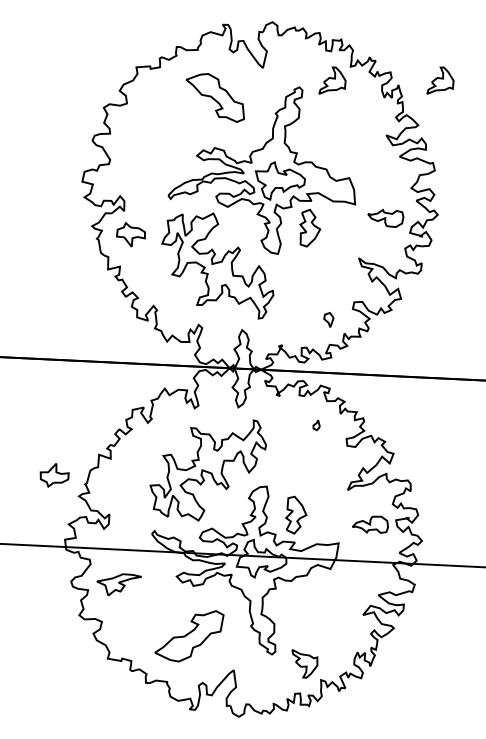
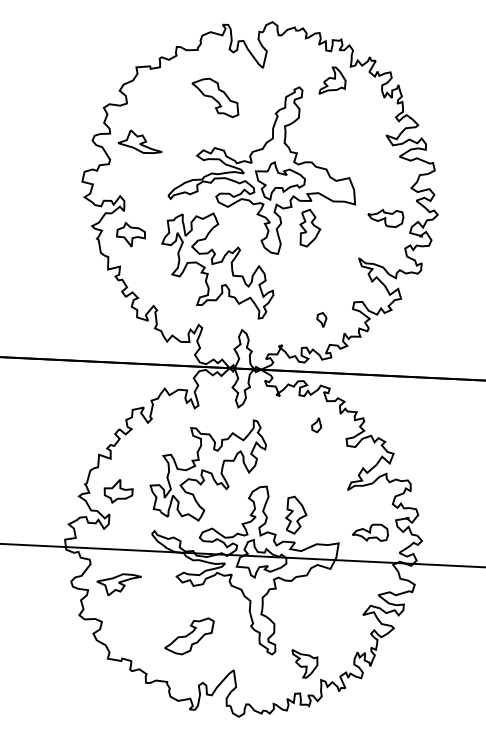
part: present -> none (440, 80)
part size: 59x50 px -> 49x42 px (215, 97)
part: none -> present (139, 141)
part position: (328, 319) -> (321, 319) (321, 319)
part size: 9x13 px -> 11x17 px (316, 425)
part position: (54, 475) -> (118, 491) (118, 491)
part position: (370, 524) -> (370, 532) (370, 532)
part size: 71x53 px -> 51x39 px (189, 636)
